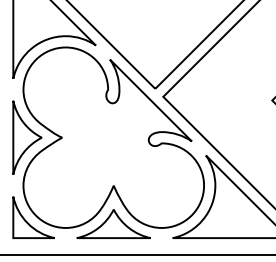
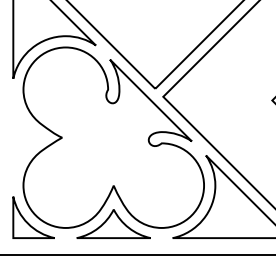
part: present -> none (27, 137)
